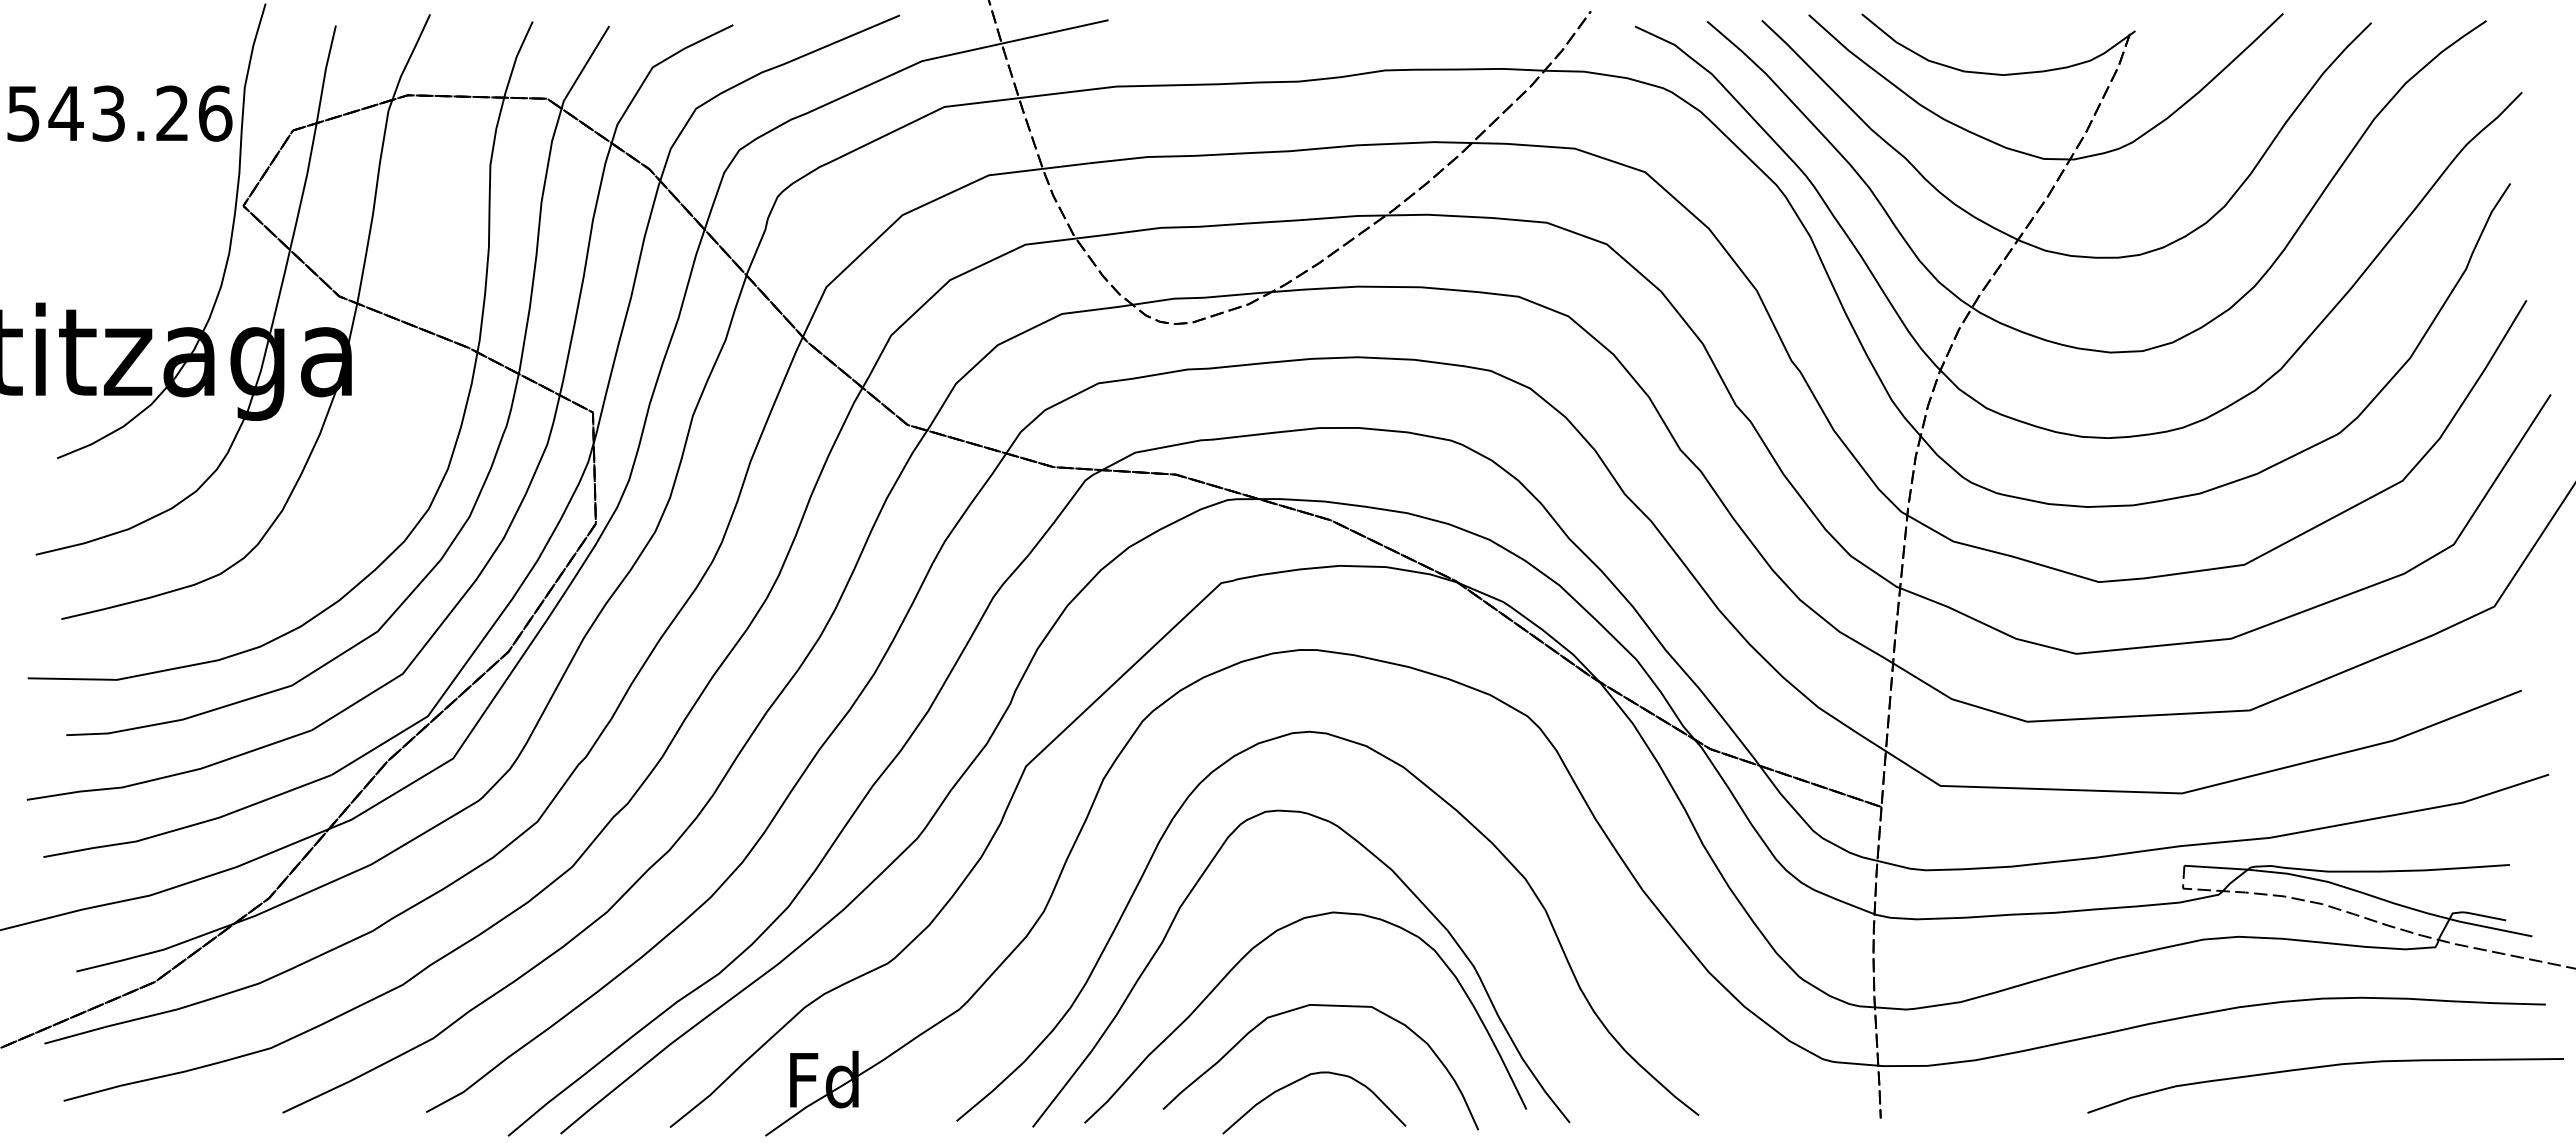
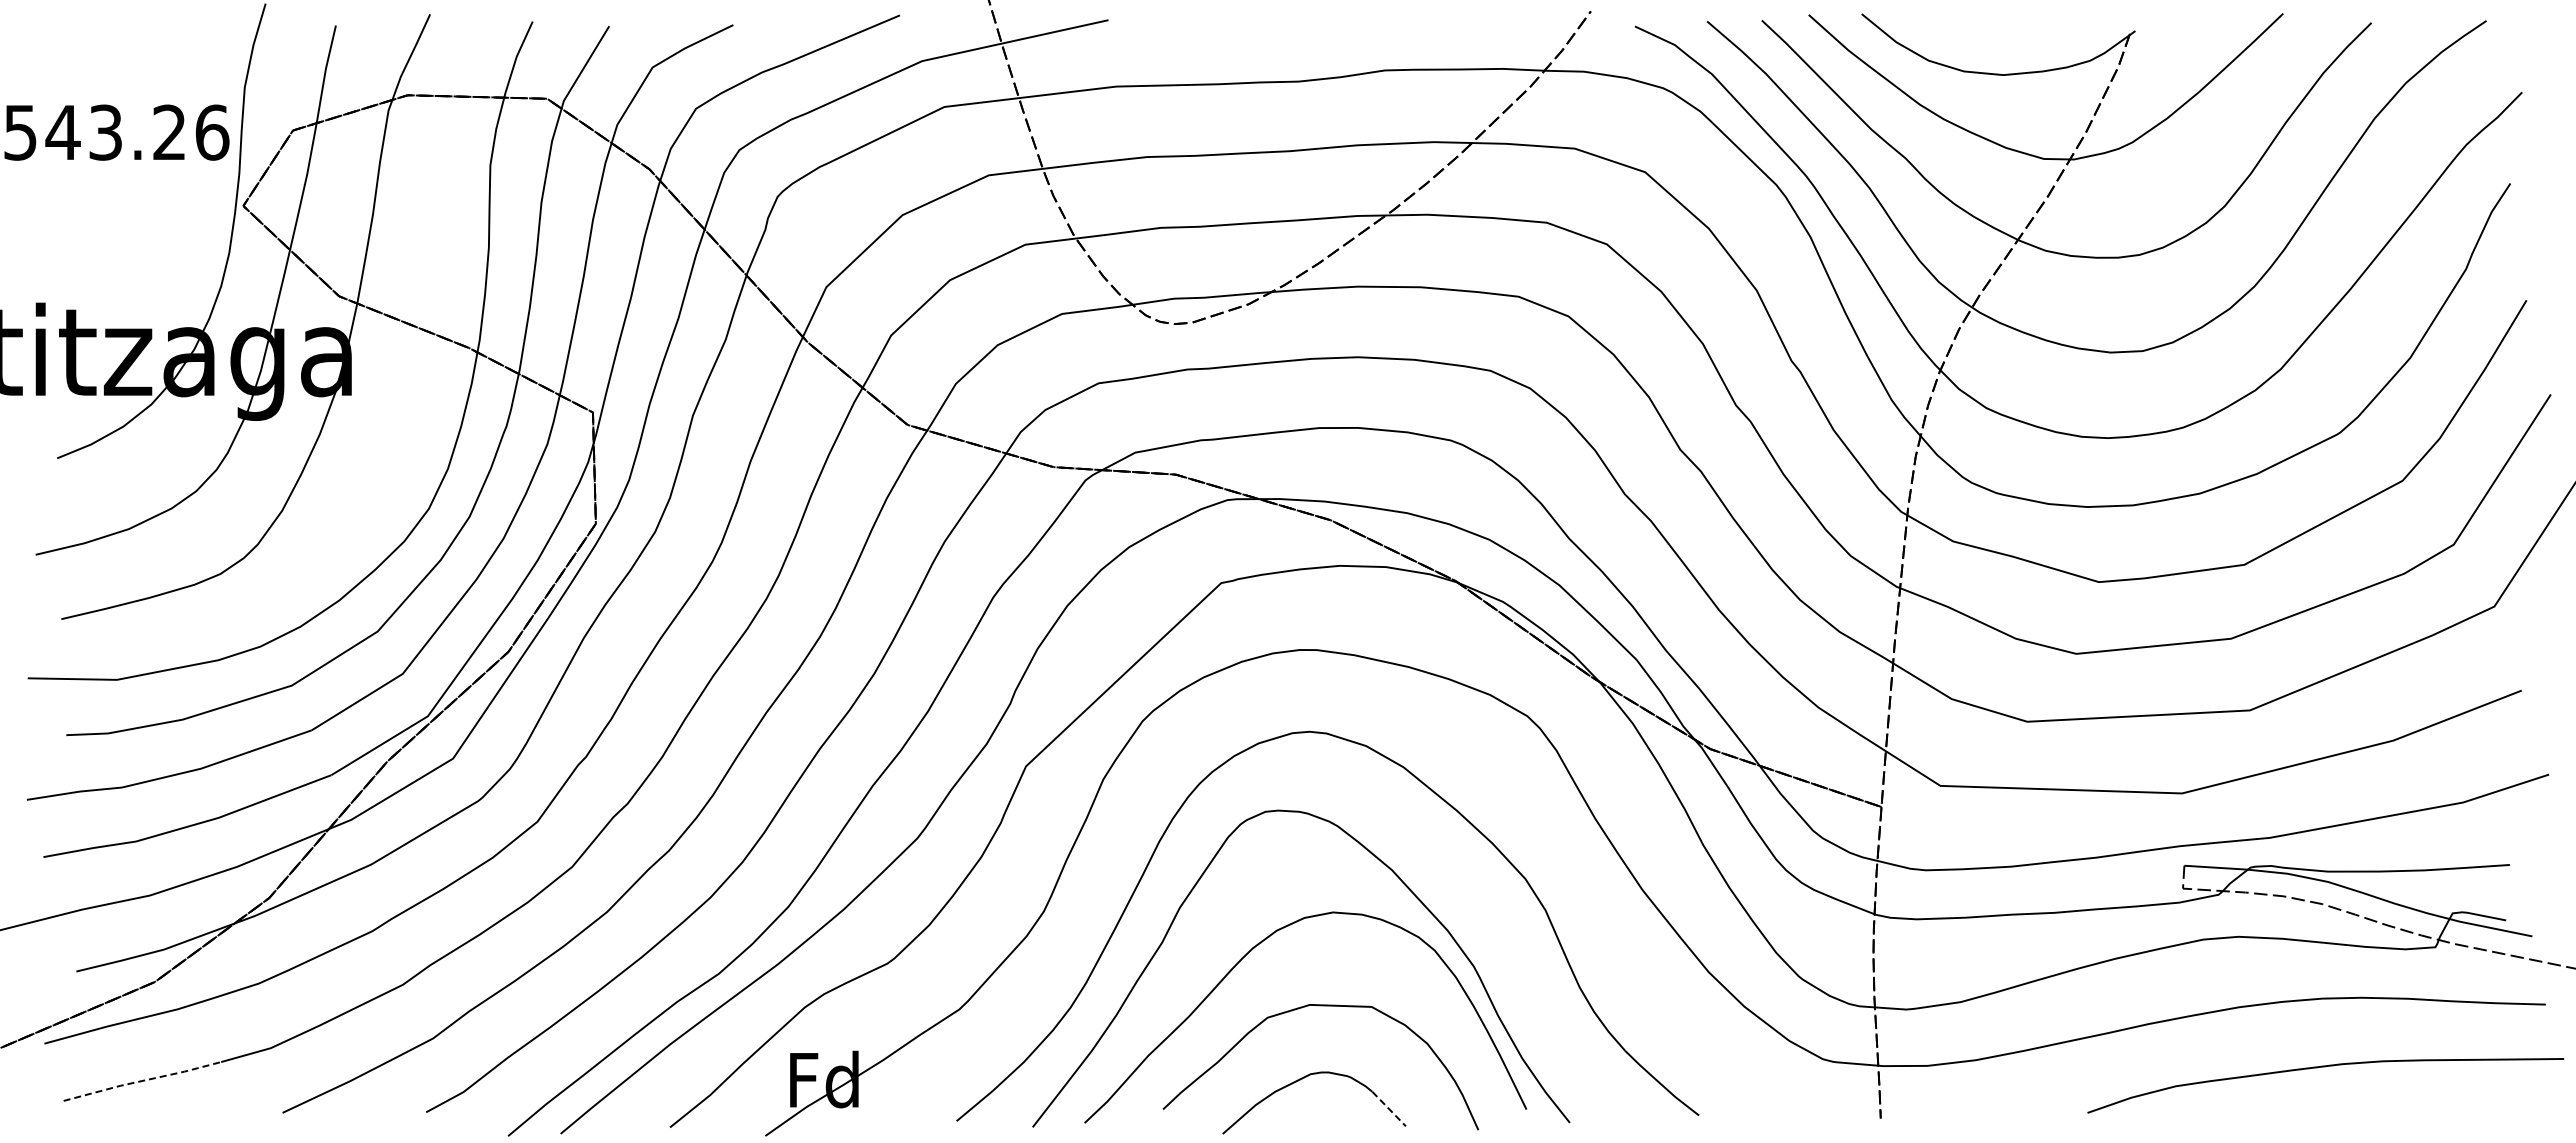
text position: (119, 113) -> (116, 132) (116, 132)
line: solid -> dashed (142, 1080)
line: solid -> dashed (1389, 1109)
